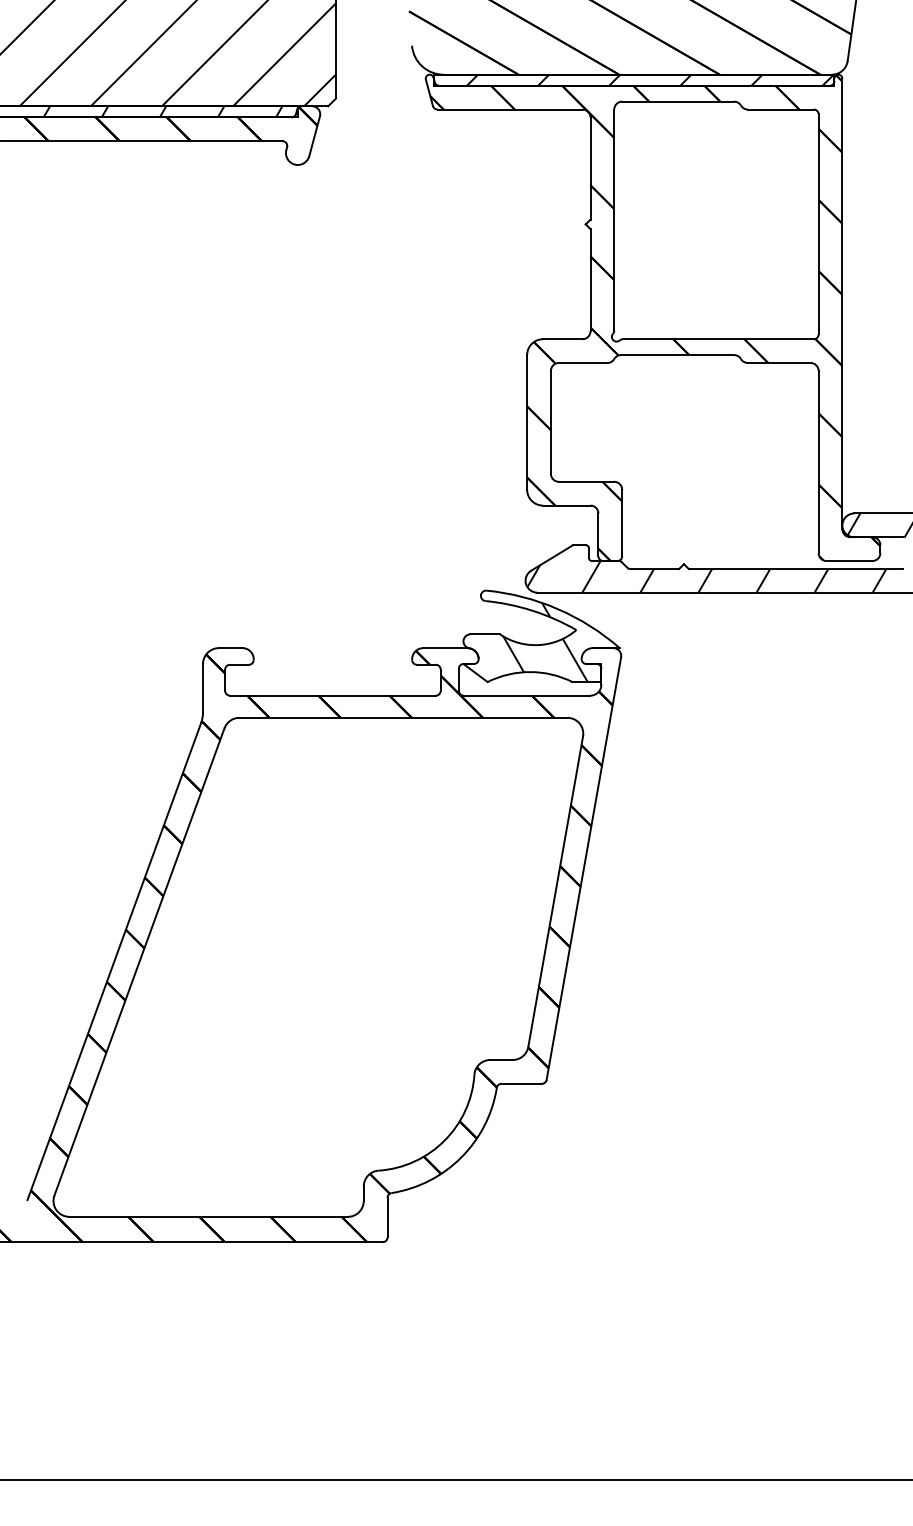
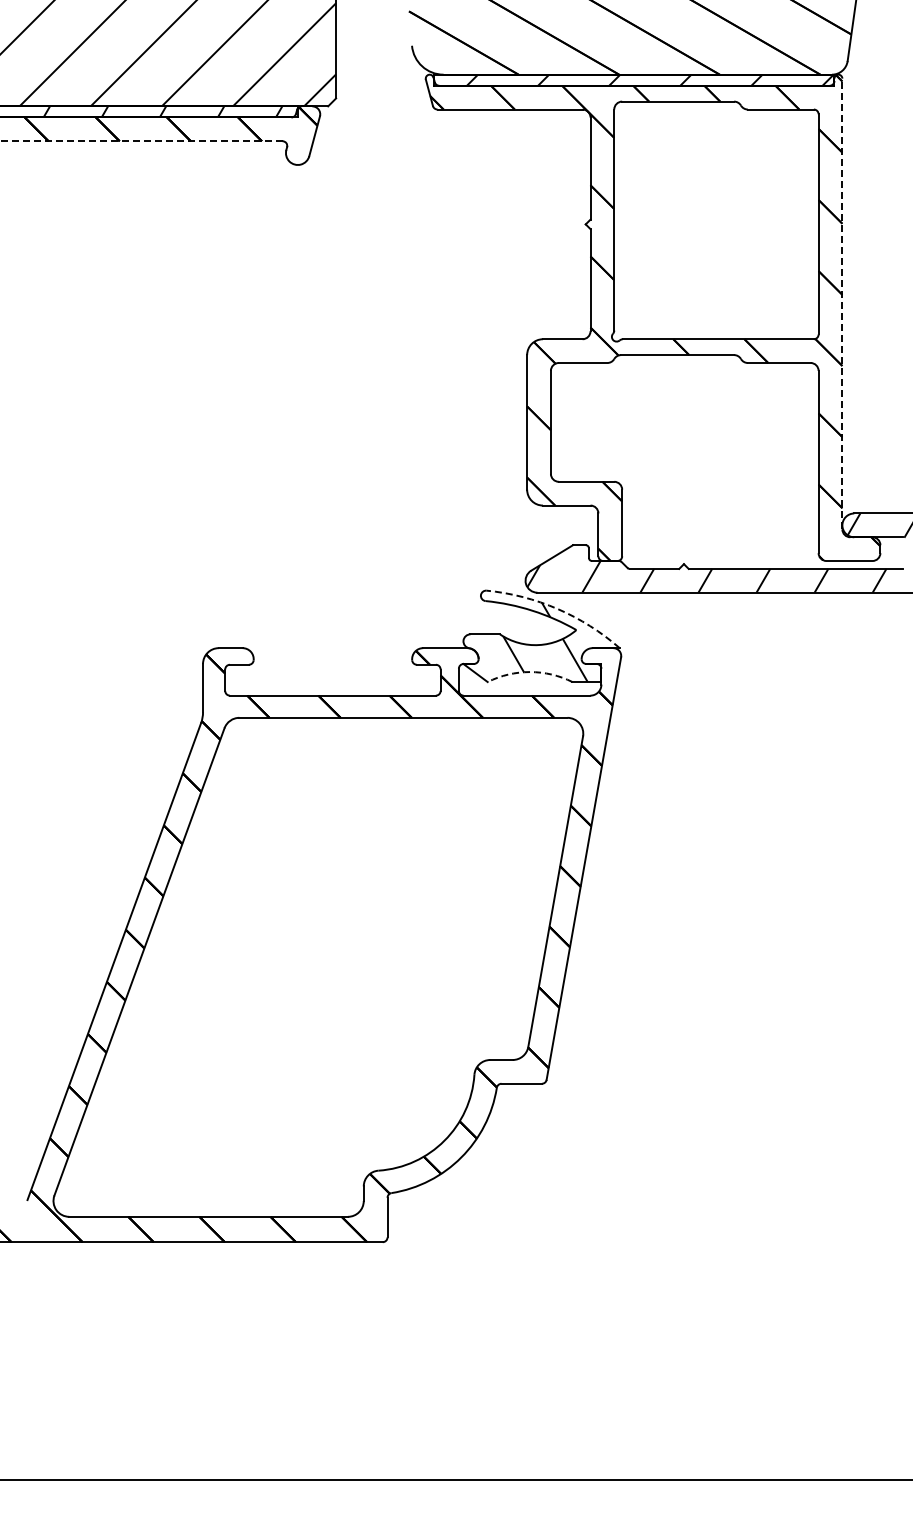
line: solid -> dashed (141, 141)
line: solid -> dashed (842, 303)
arc: solid -> dashed (557, 609)
arc: solid -> dashed (530, 672)
